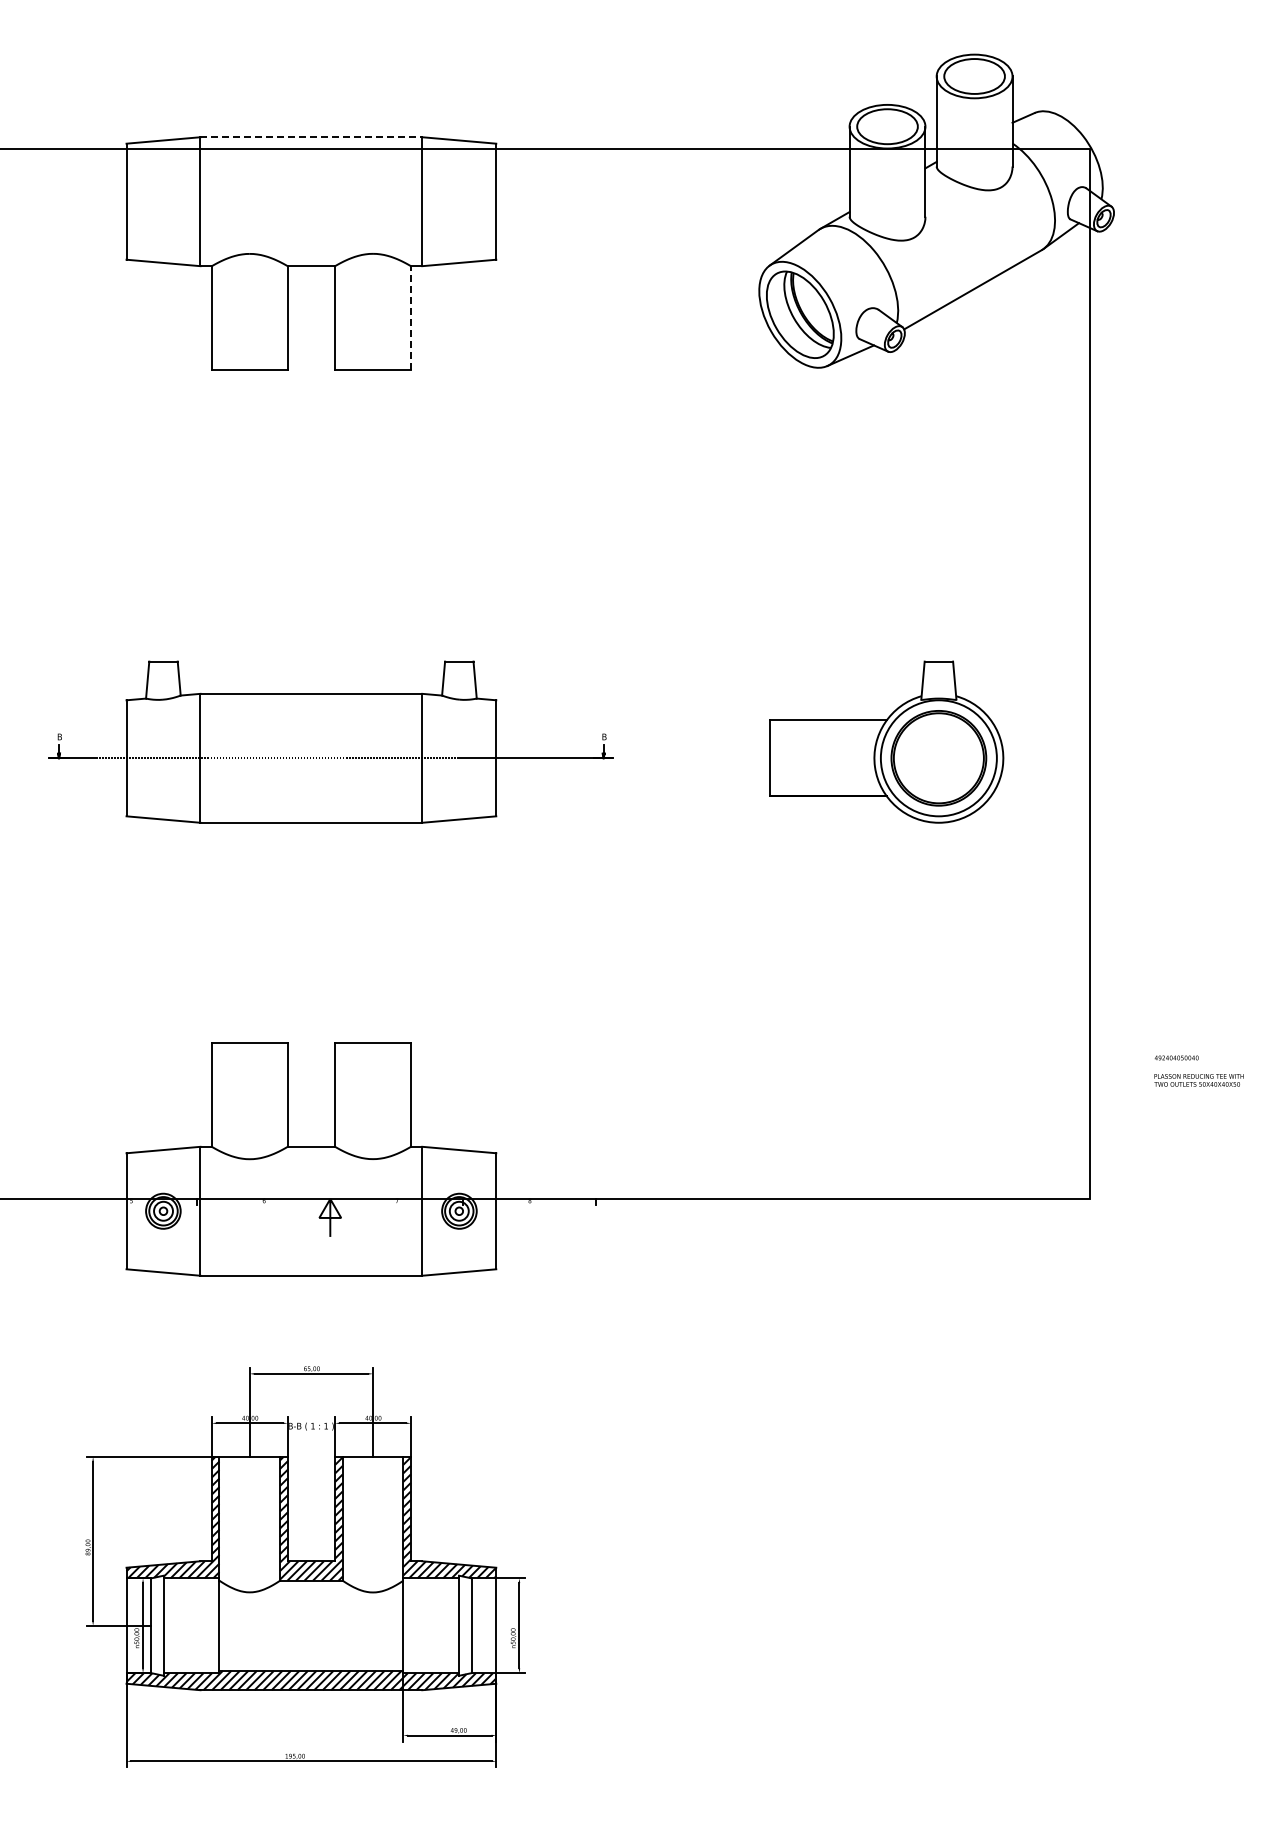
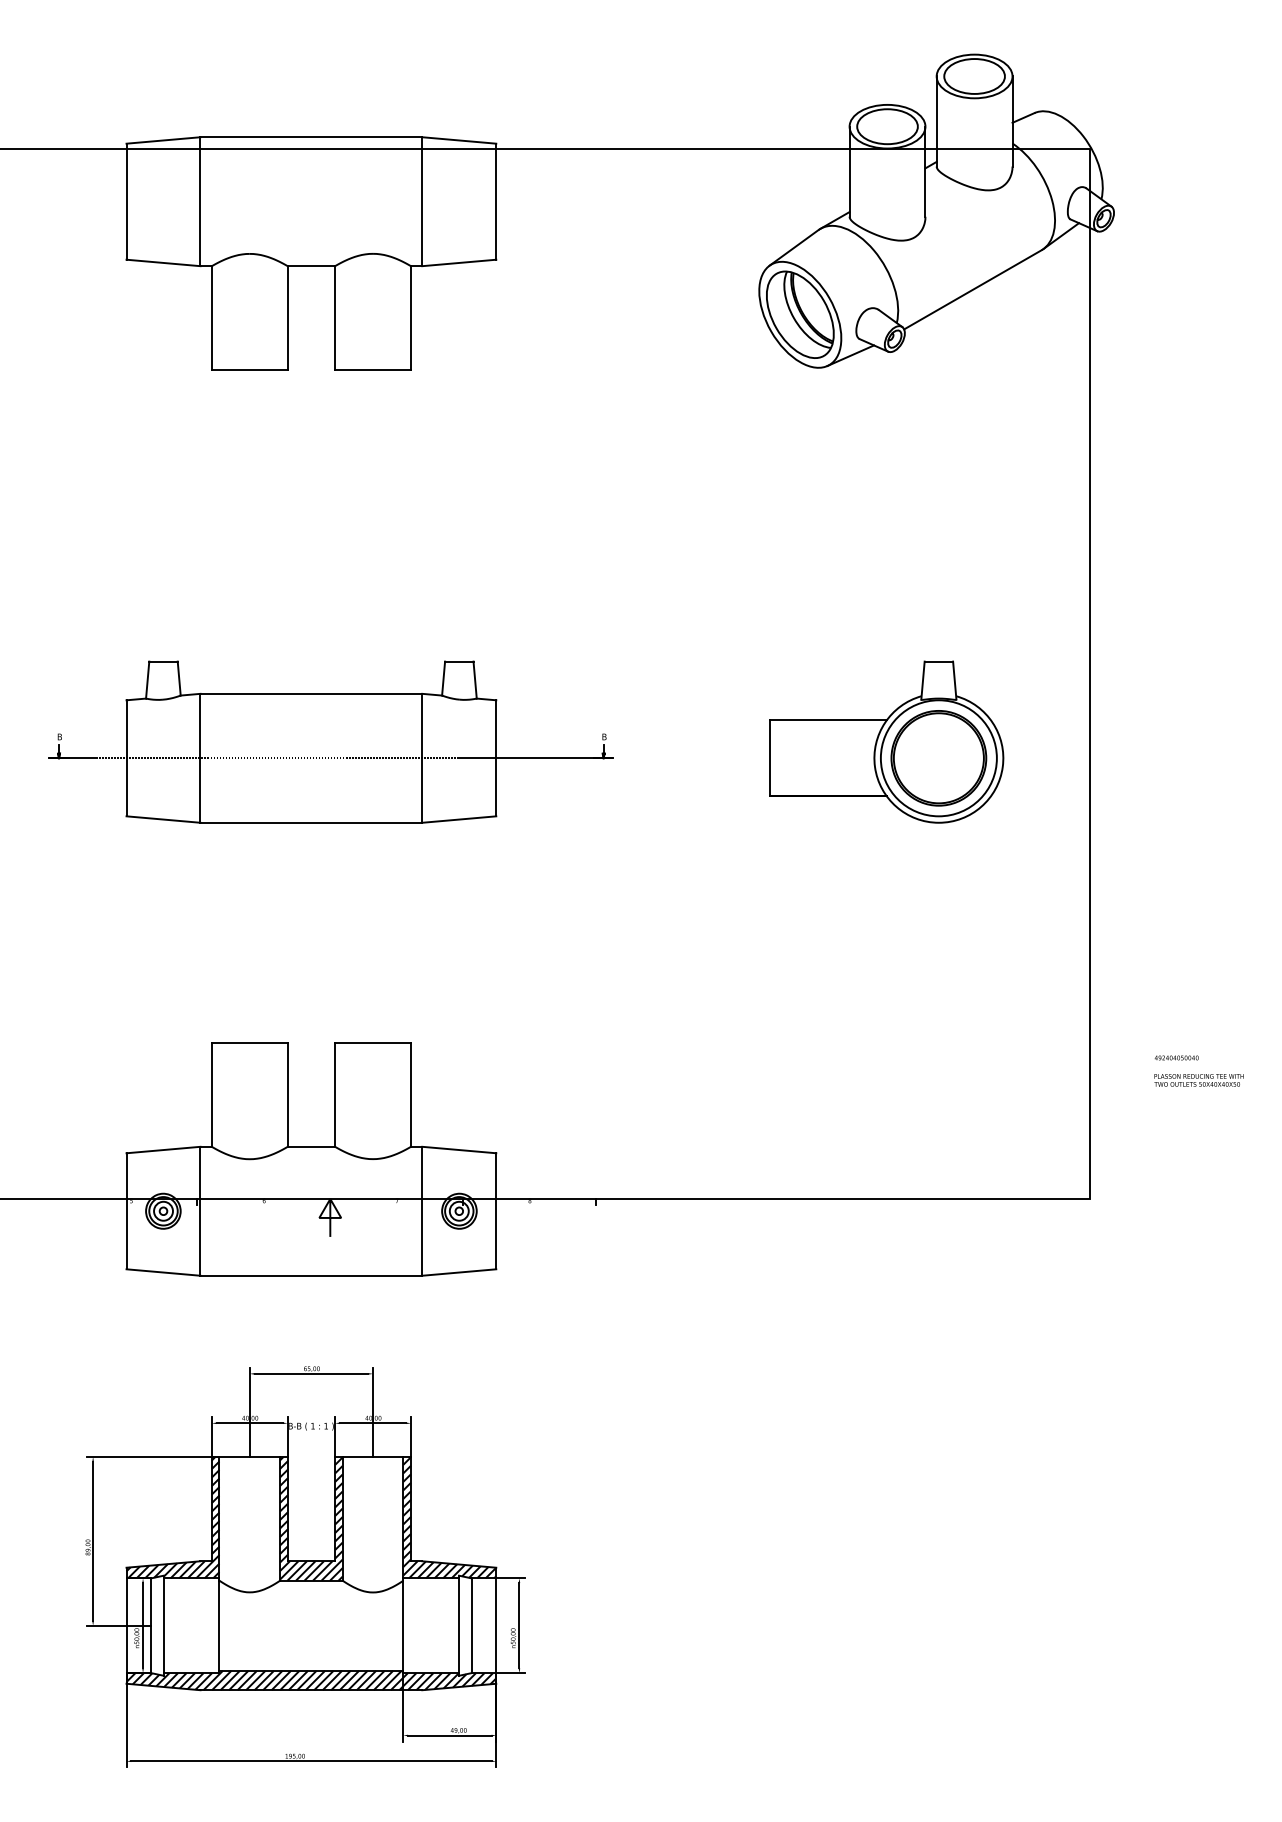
line: dashed -> solid (311, 137)
line: dashed -> solid (410, 317)
